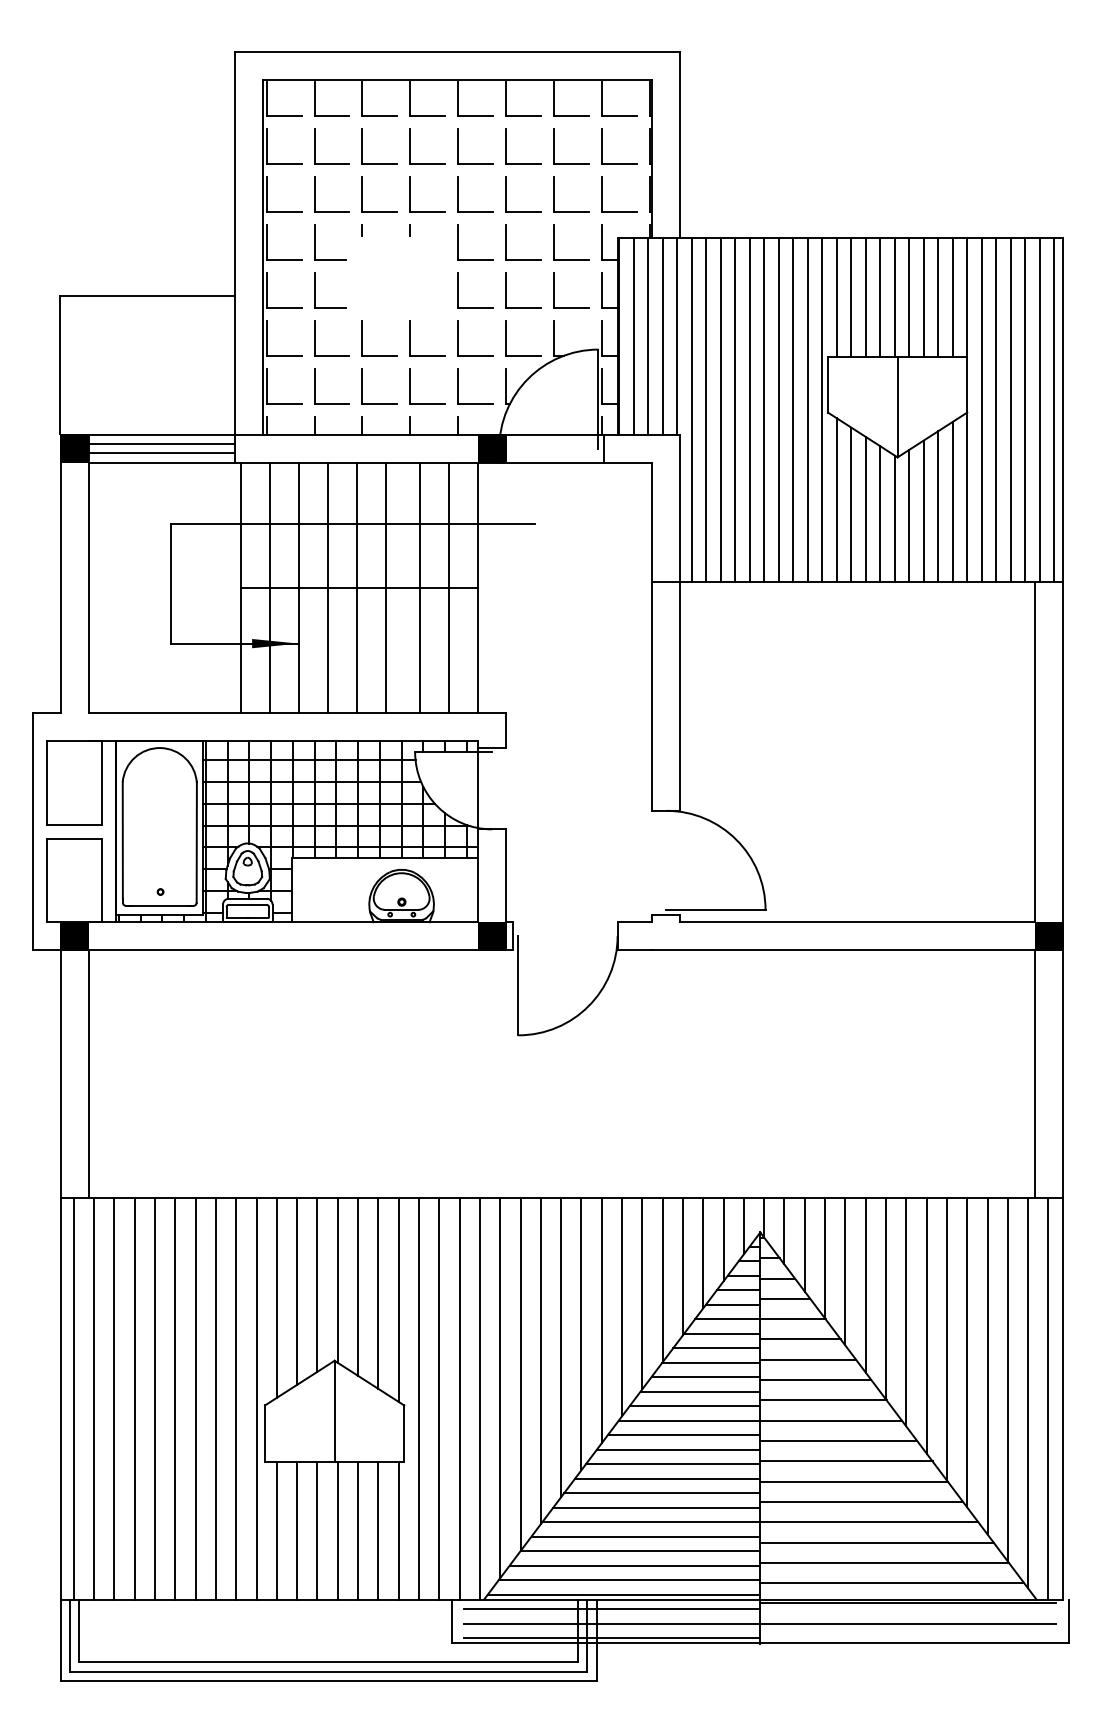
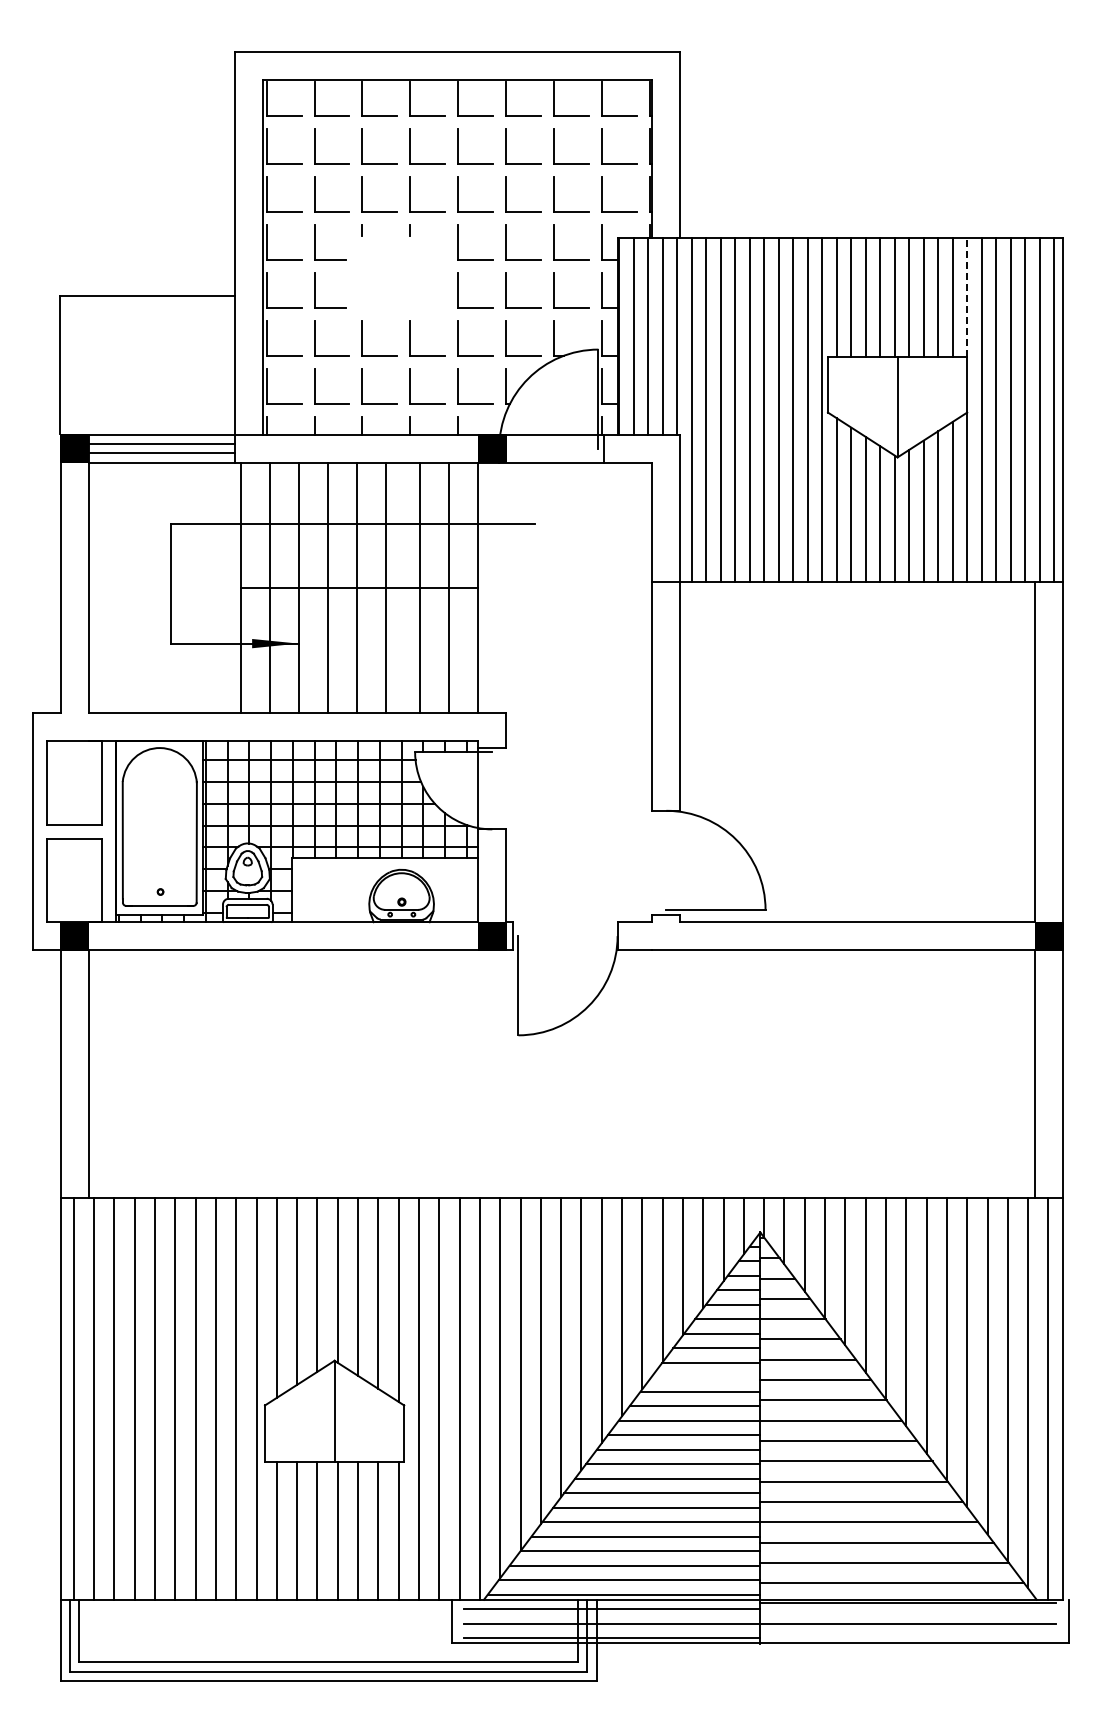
line: solid -> dashed (967, 296)
line: present -> none (705, 1377)
